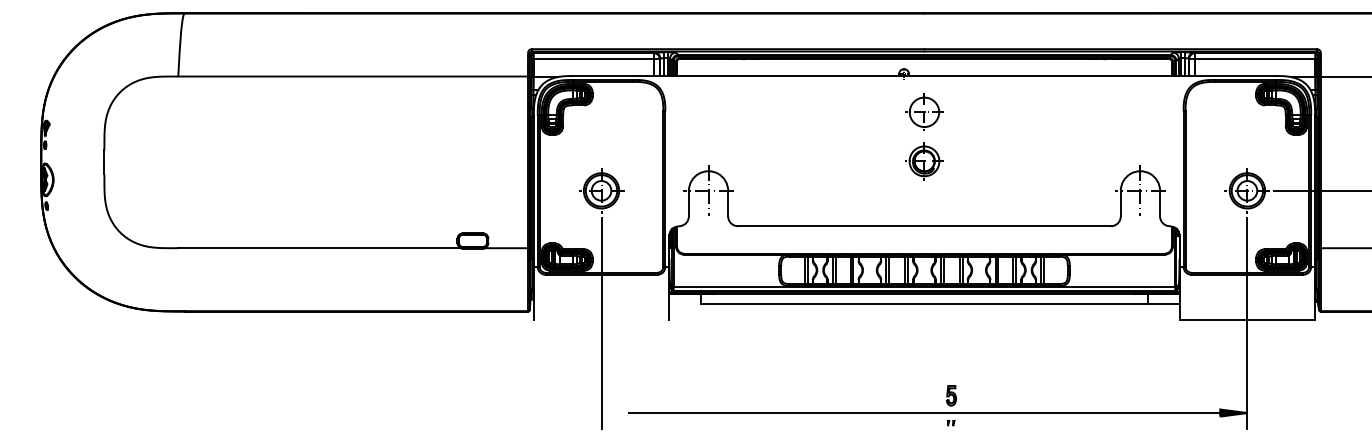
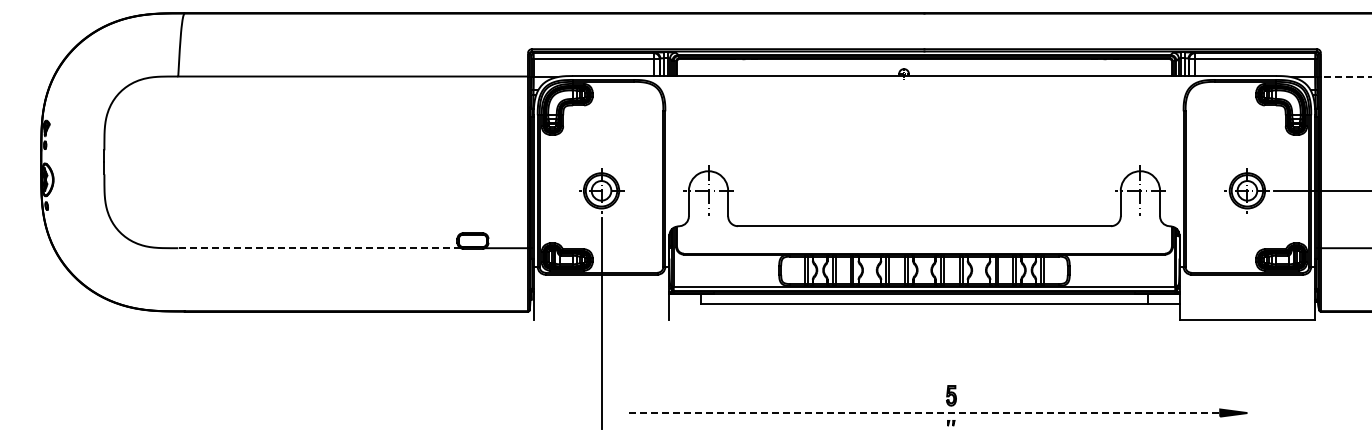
line: solid -> dashed (1345, 76)
part: present -> none (924, 111)
part: present -> none (924, 161)
line: solid -> dashed (319, 248)
line: present -> none (1247, 322)
line: solid -> dashed (924, 413)
